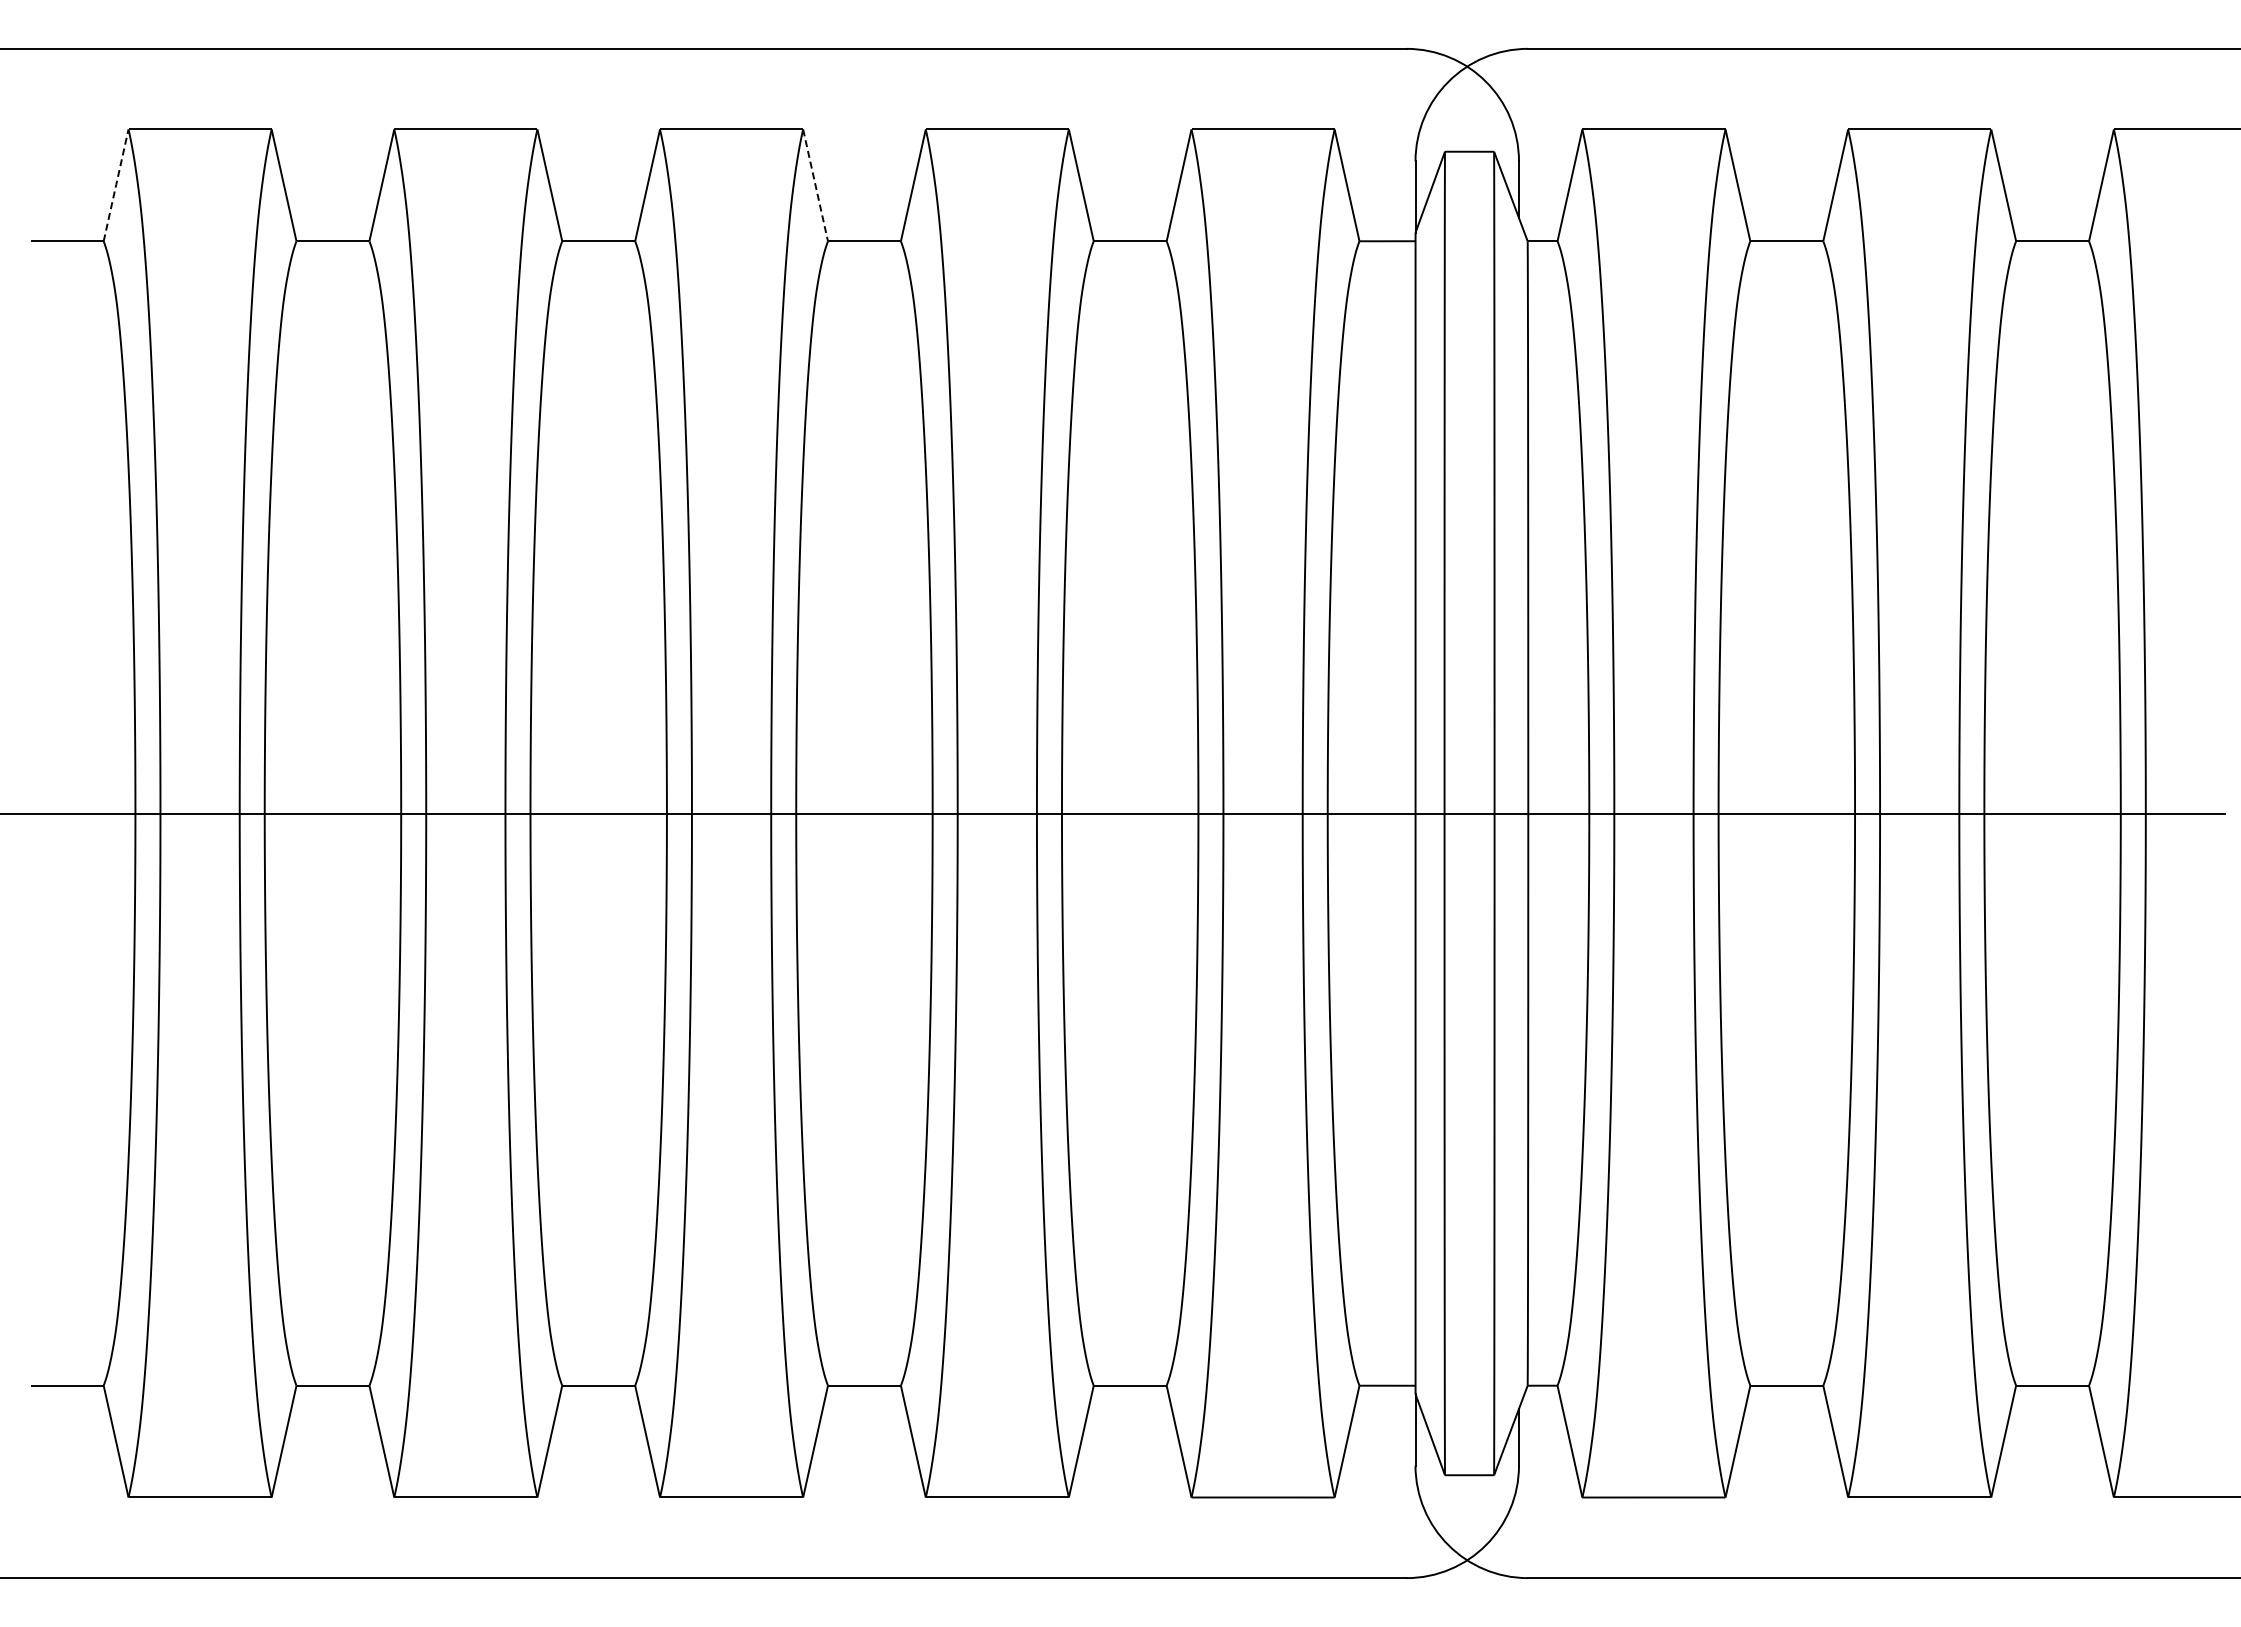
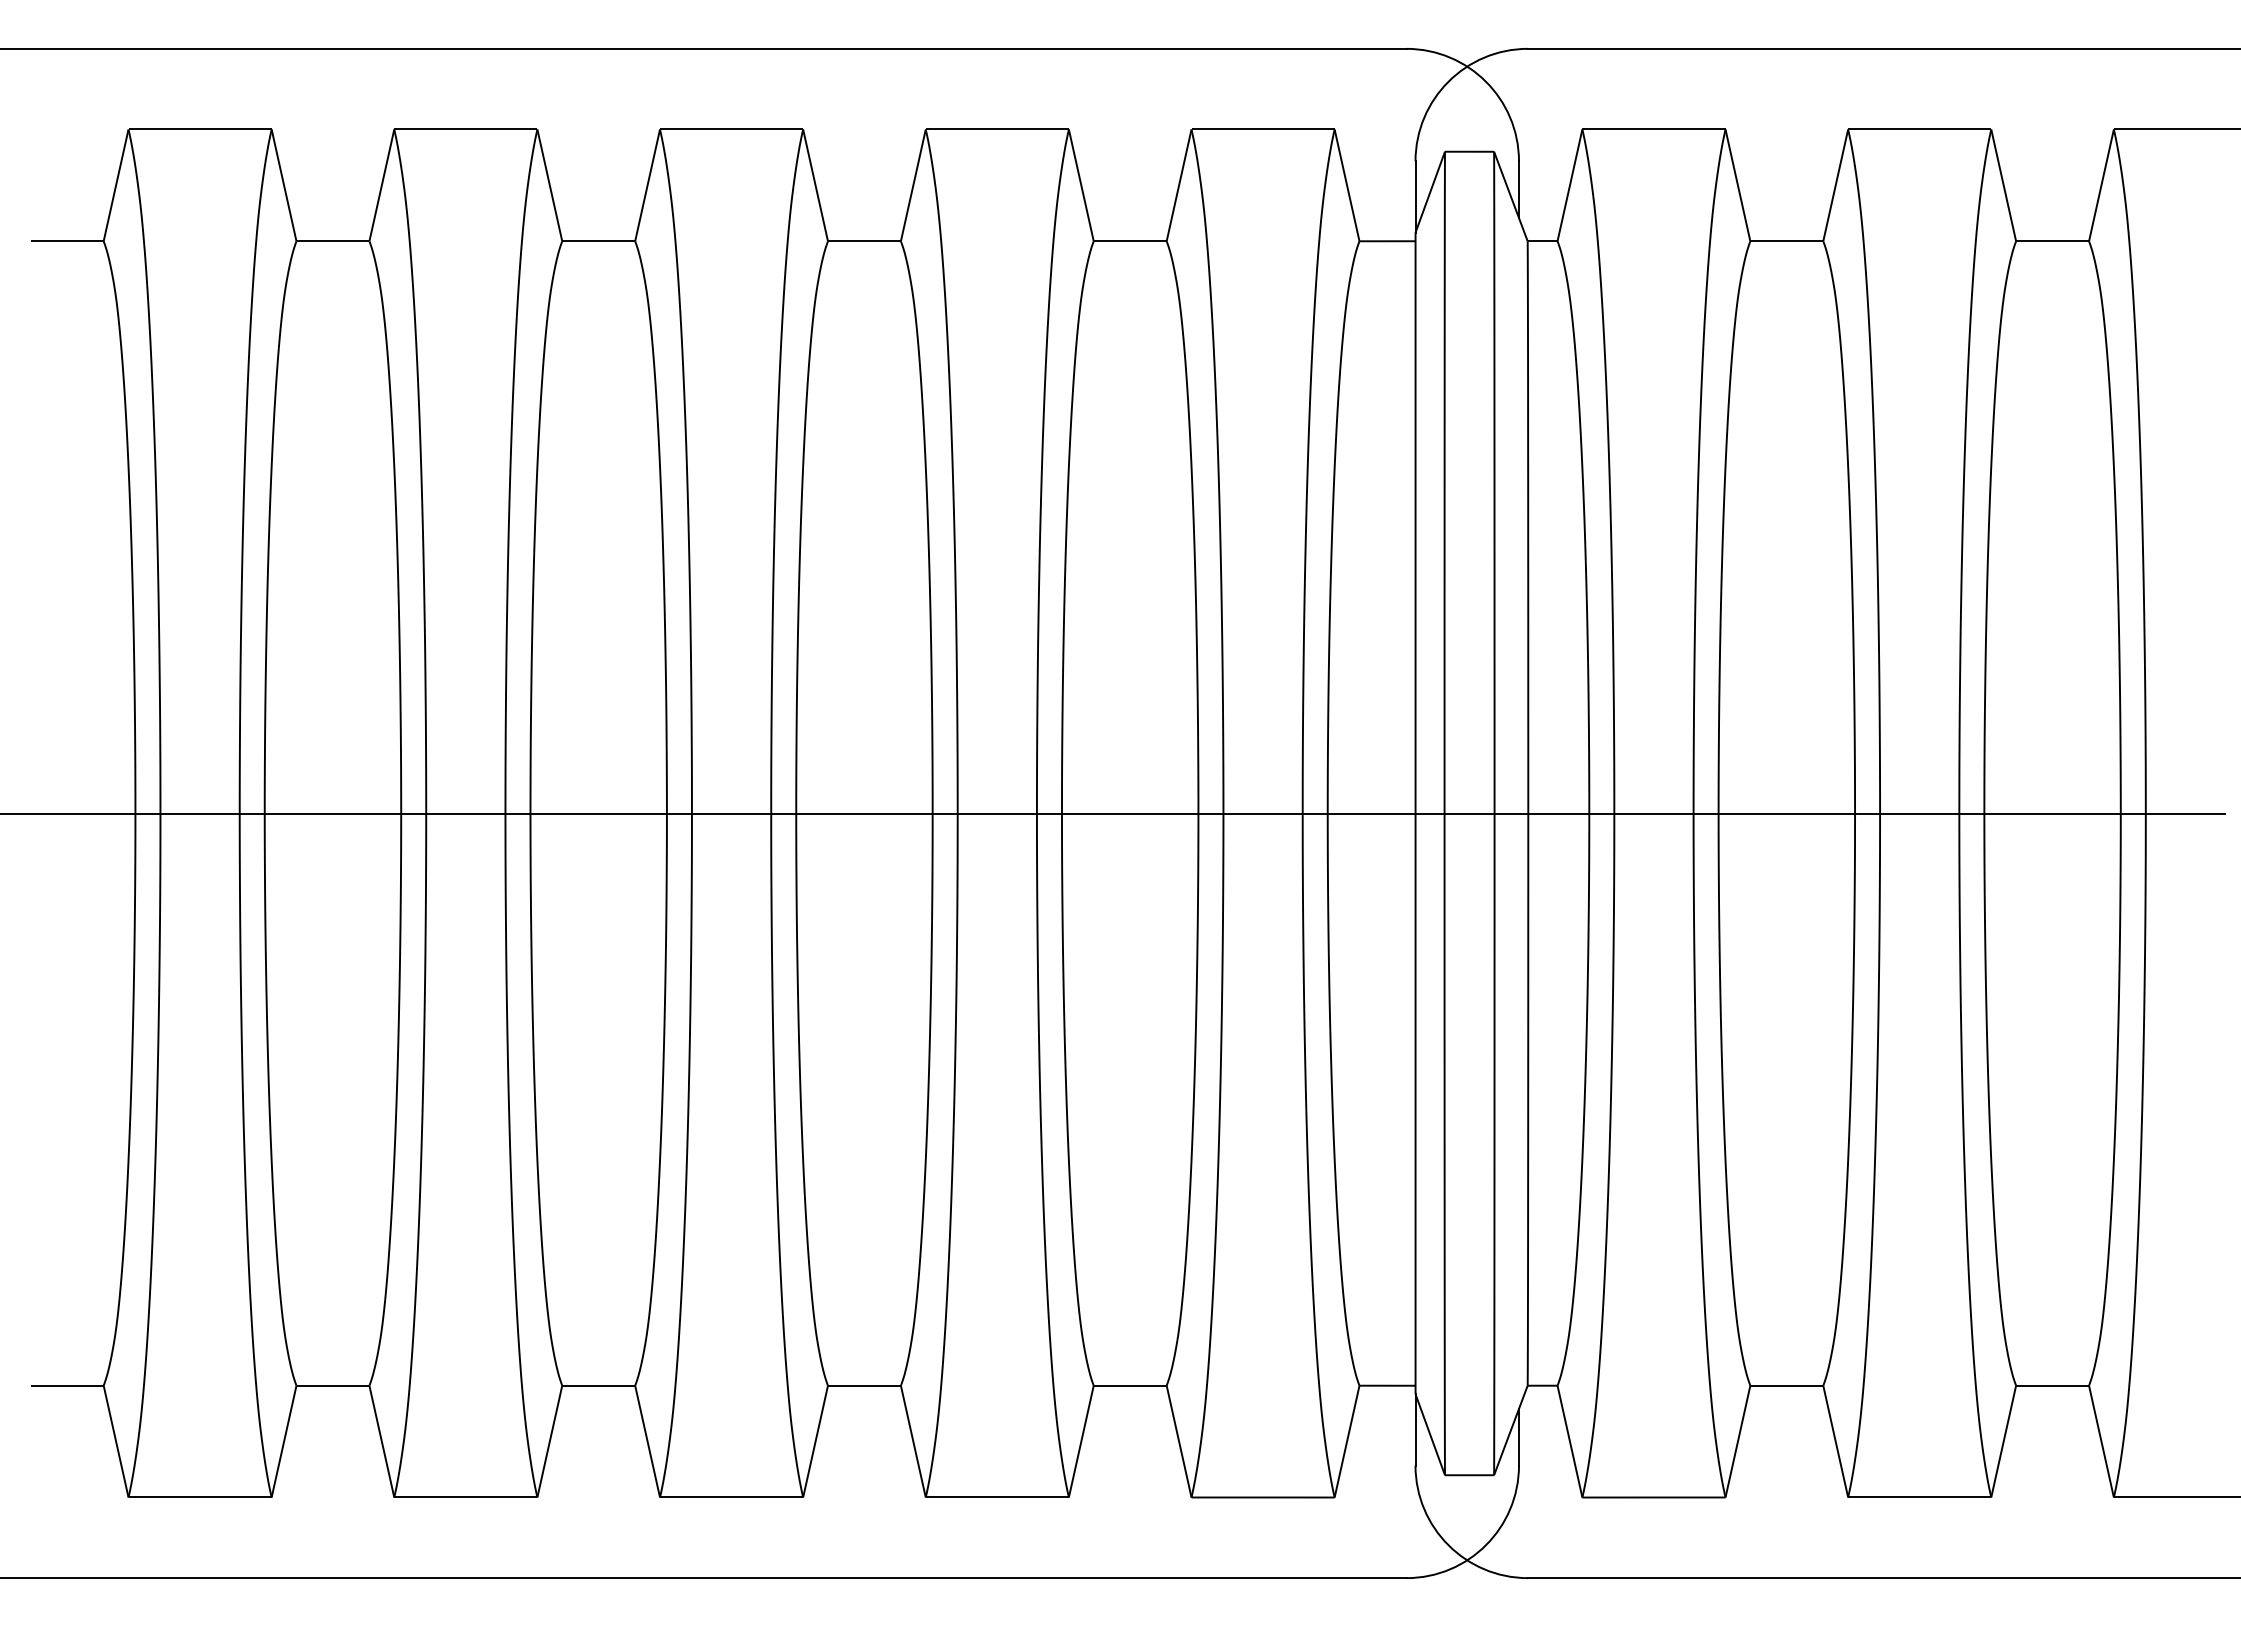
line: dashed -> solid (116, 184)
line: dashed -> solid (815, 186)
